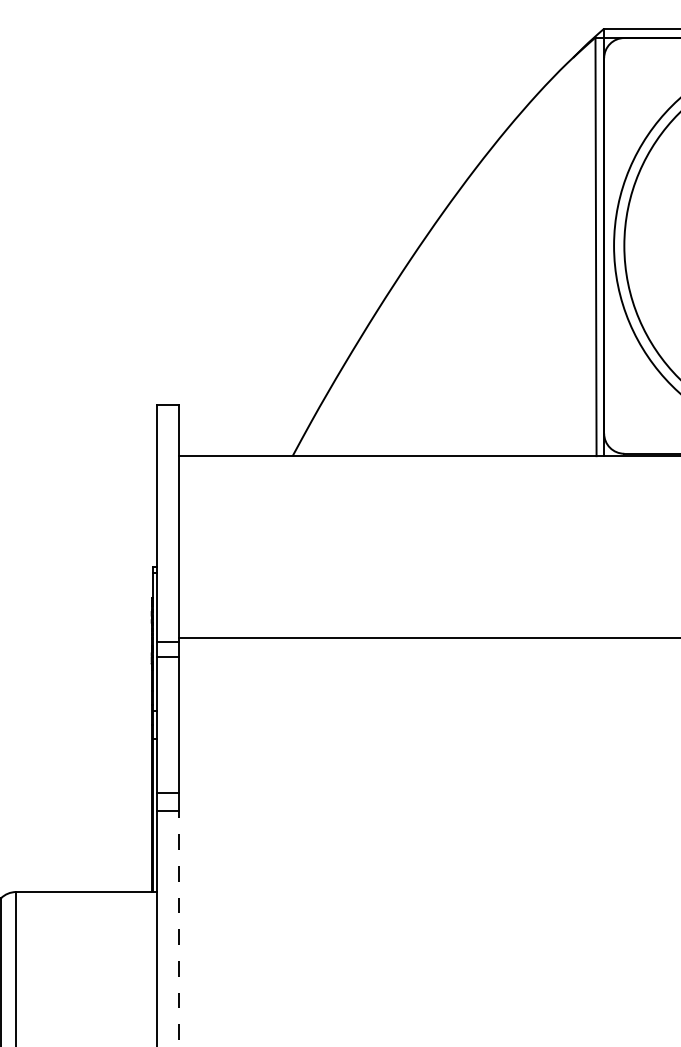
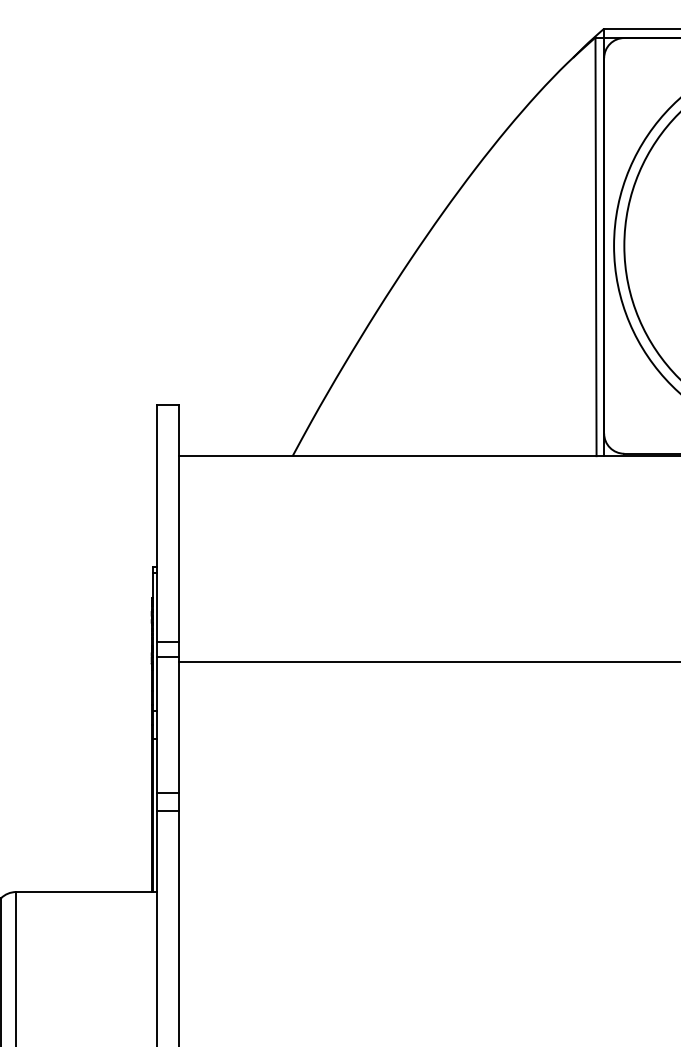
line position: (427, 638) -> (427, 662) (427, 662)
line: dashed -> solid (178, 928)
